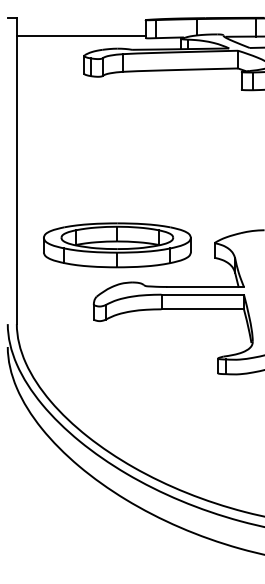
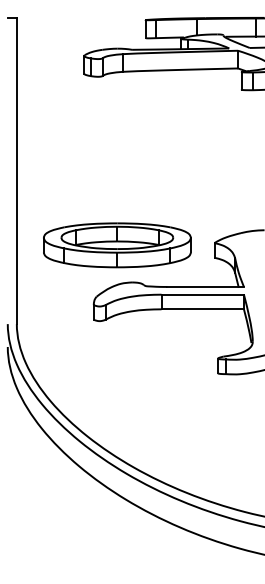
line: present -> none (81, 35)
